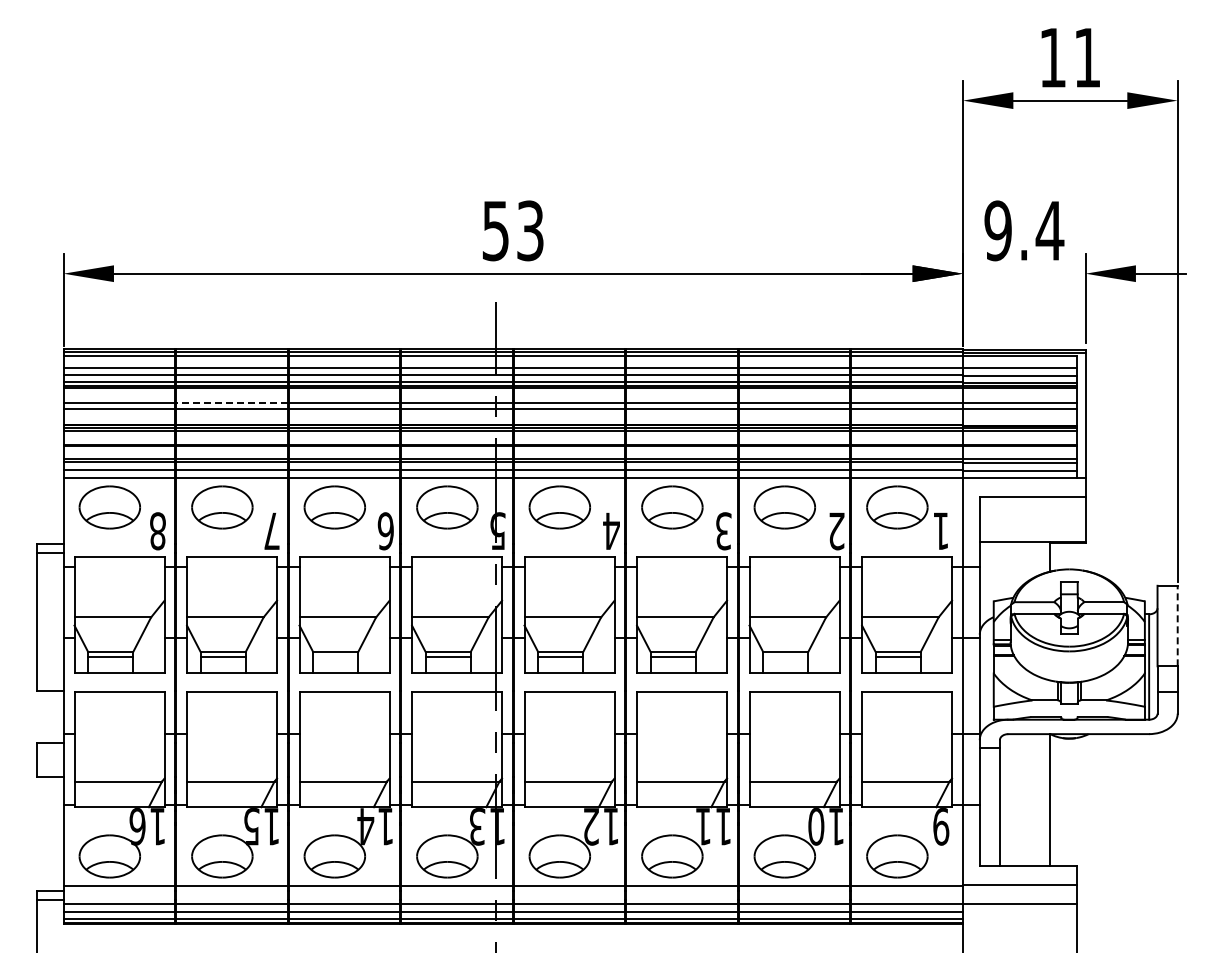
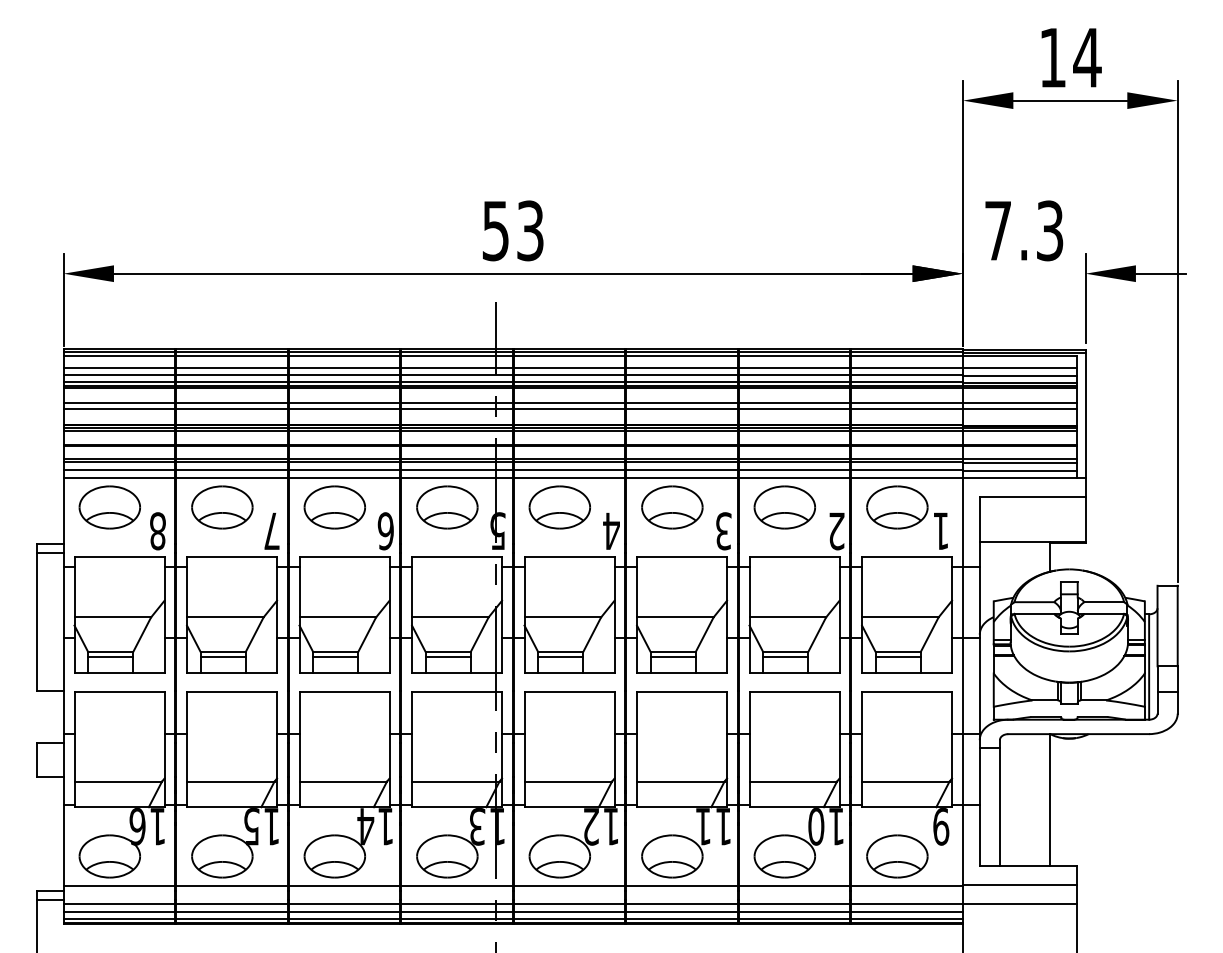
text: 11 -> 14 (1087, 57)
text: 9.4 -> 7.3 (1024, 230)
line: dashed -> solid (232, 402)
line: dashed -> solid (1177, 625)
line: none -> present (335, 656)
line: none -> present (785, 656)
